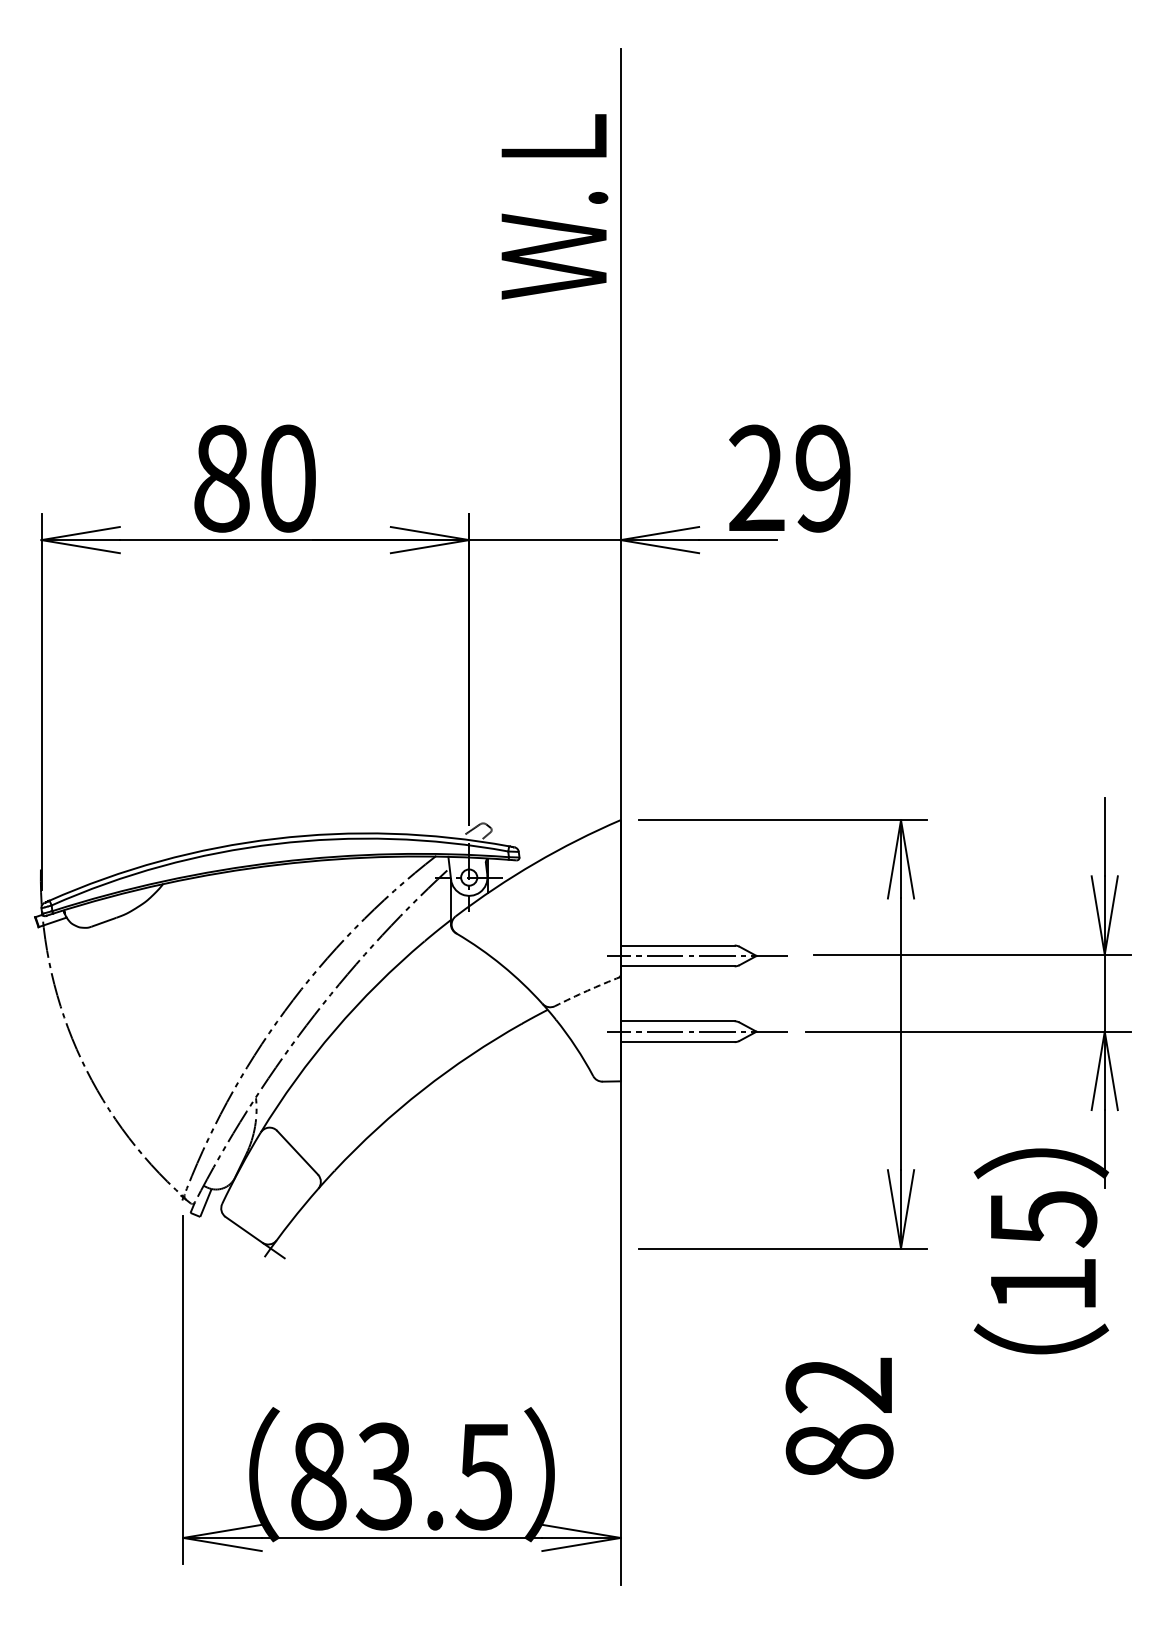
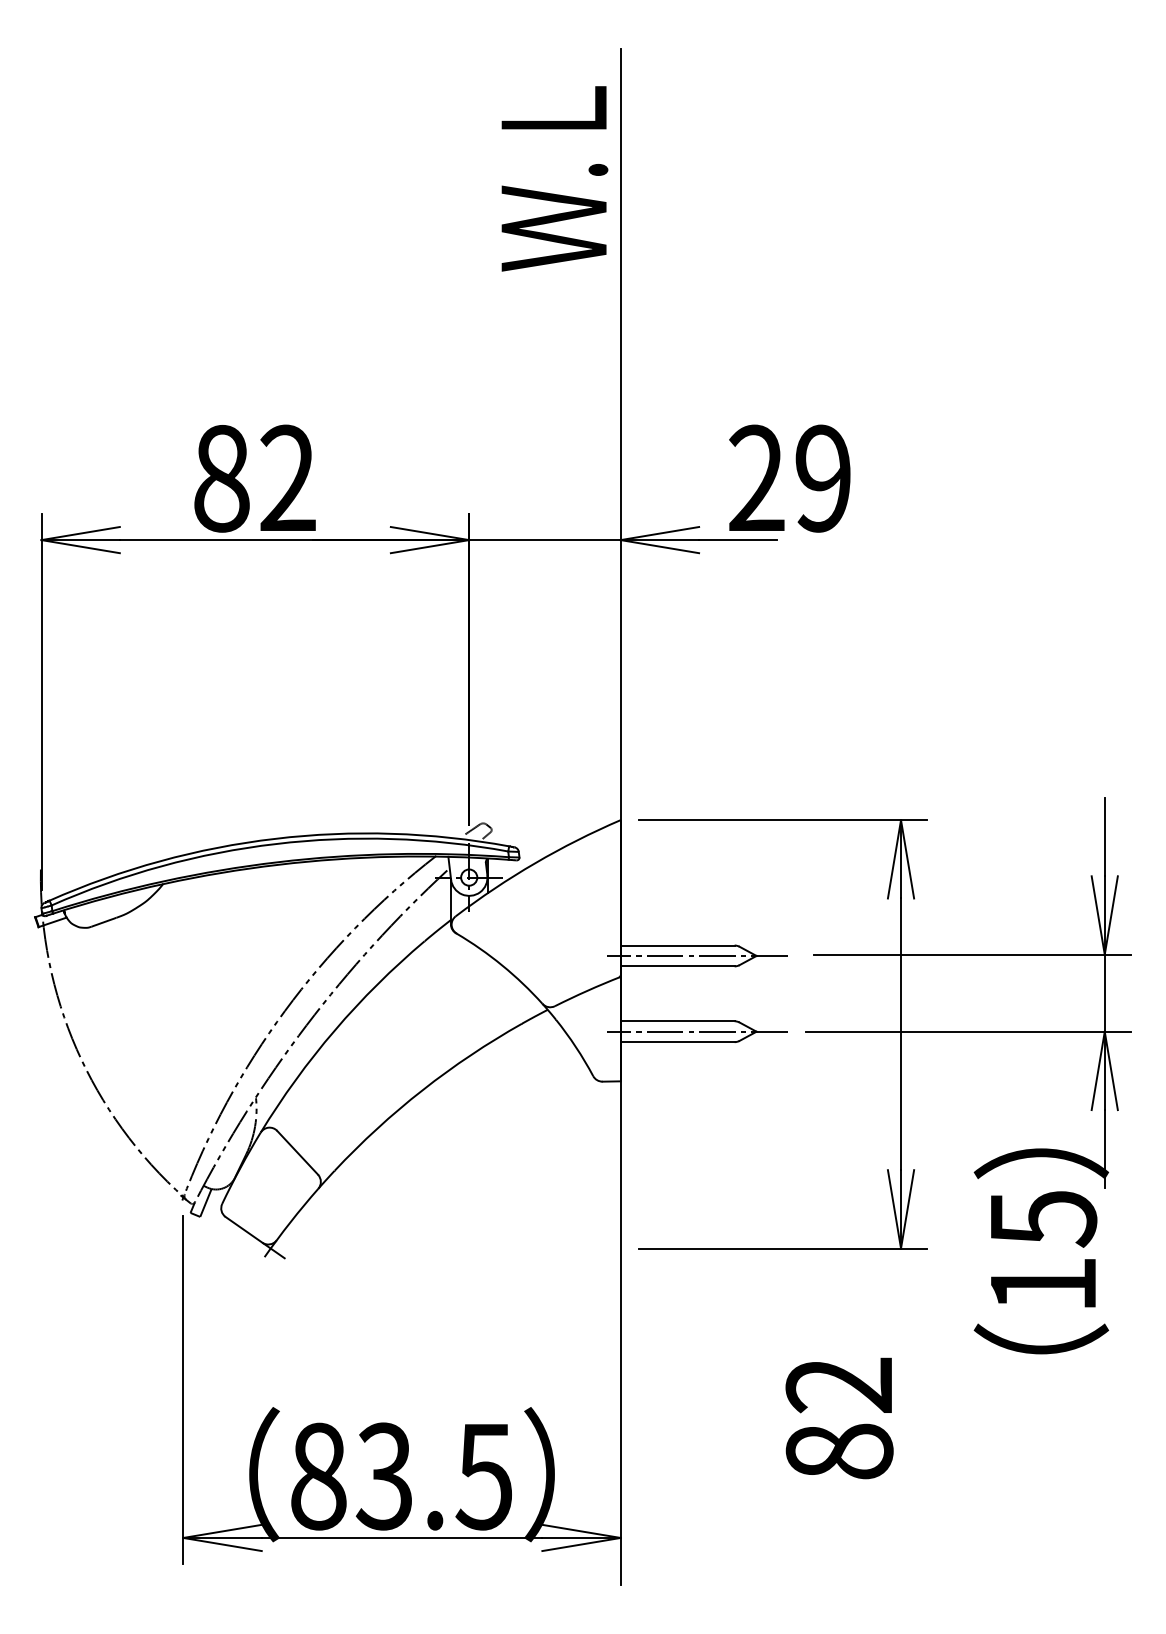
text position: (554, 206) -> (554, 178) (554, 178)
text: 80 -> 82 (287, 478)
arc: dashed -> solid (587, 990)
